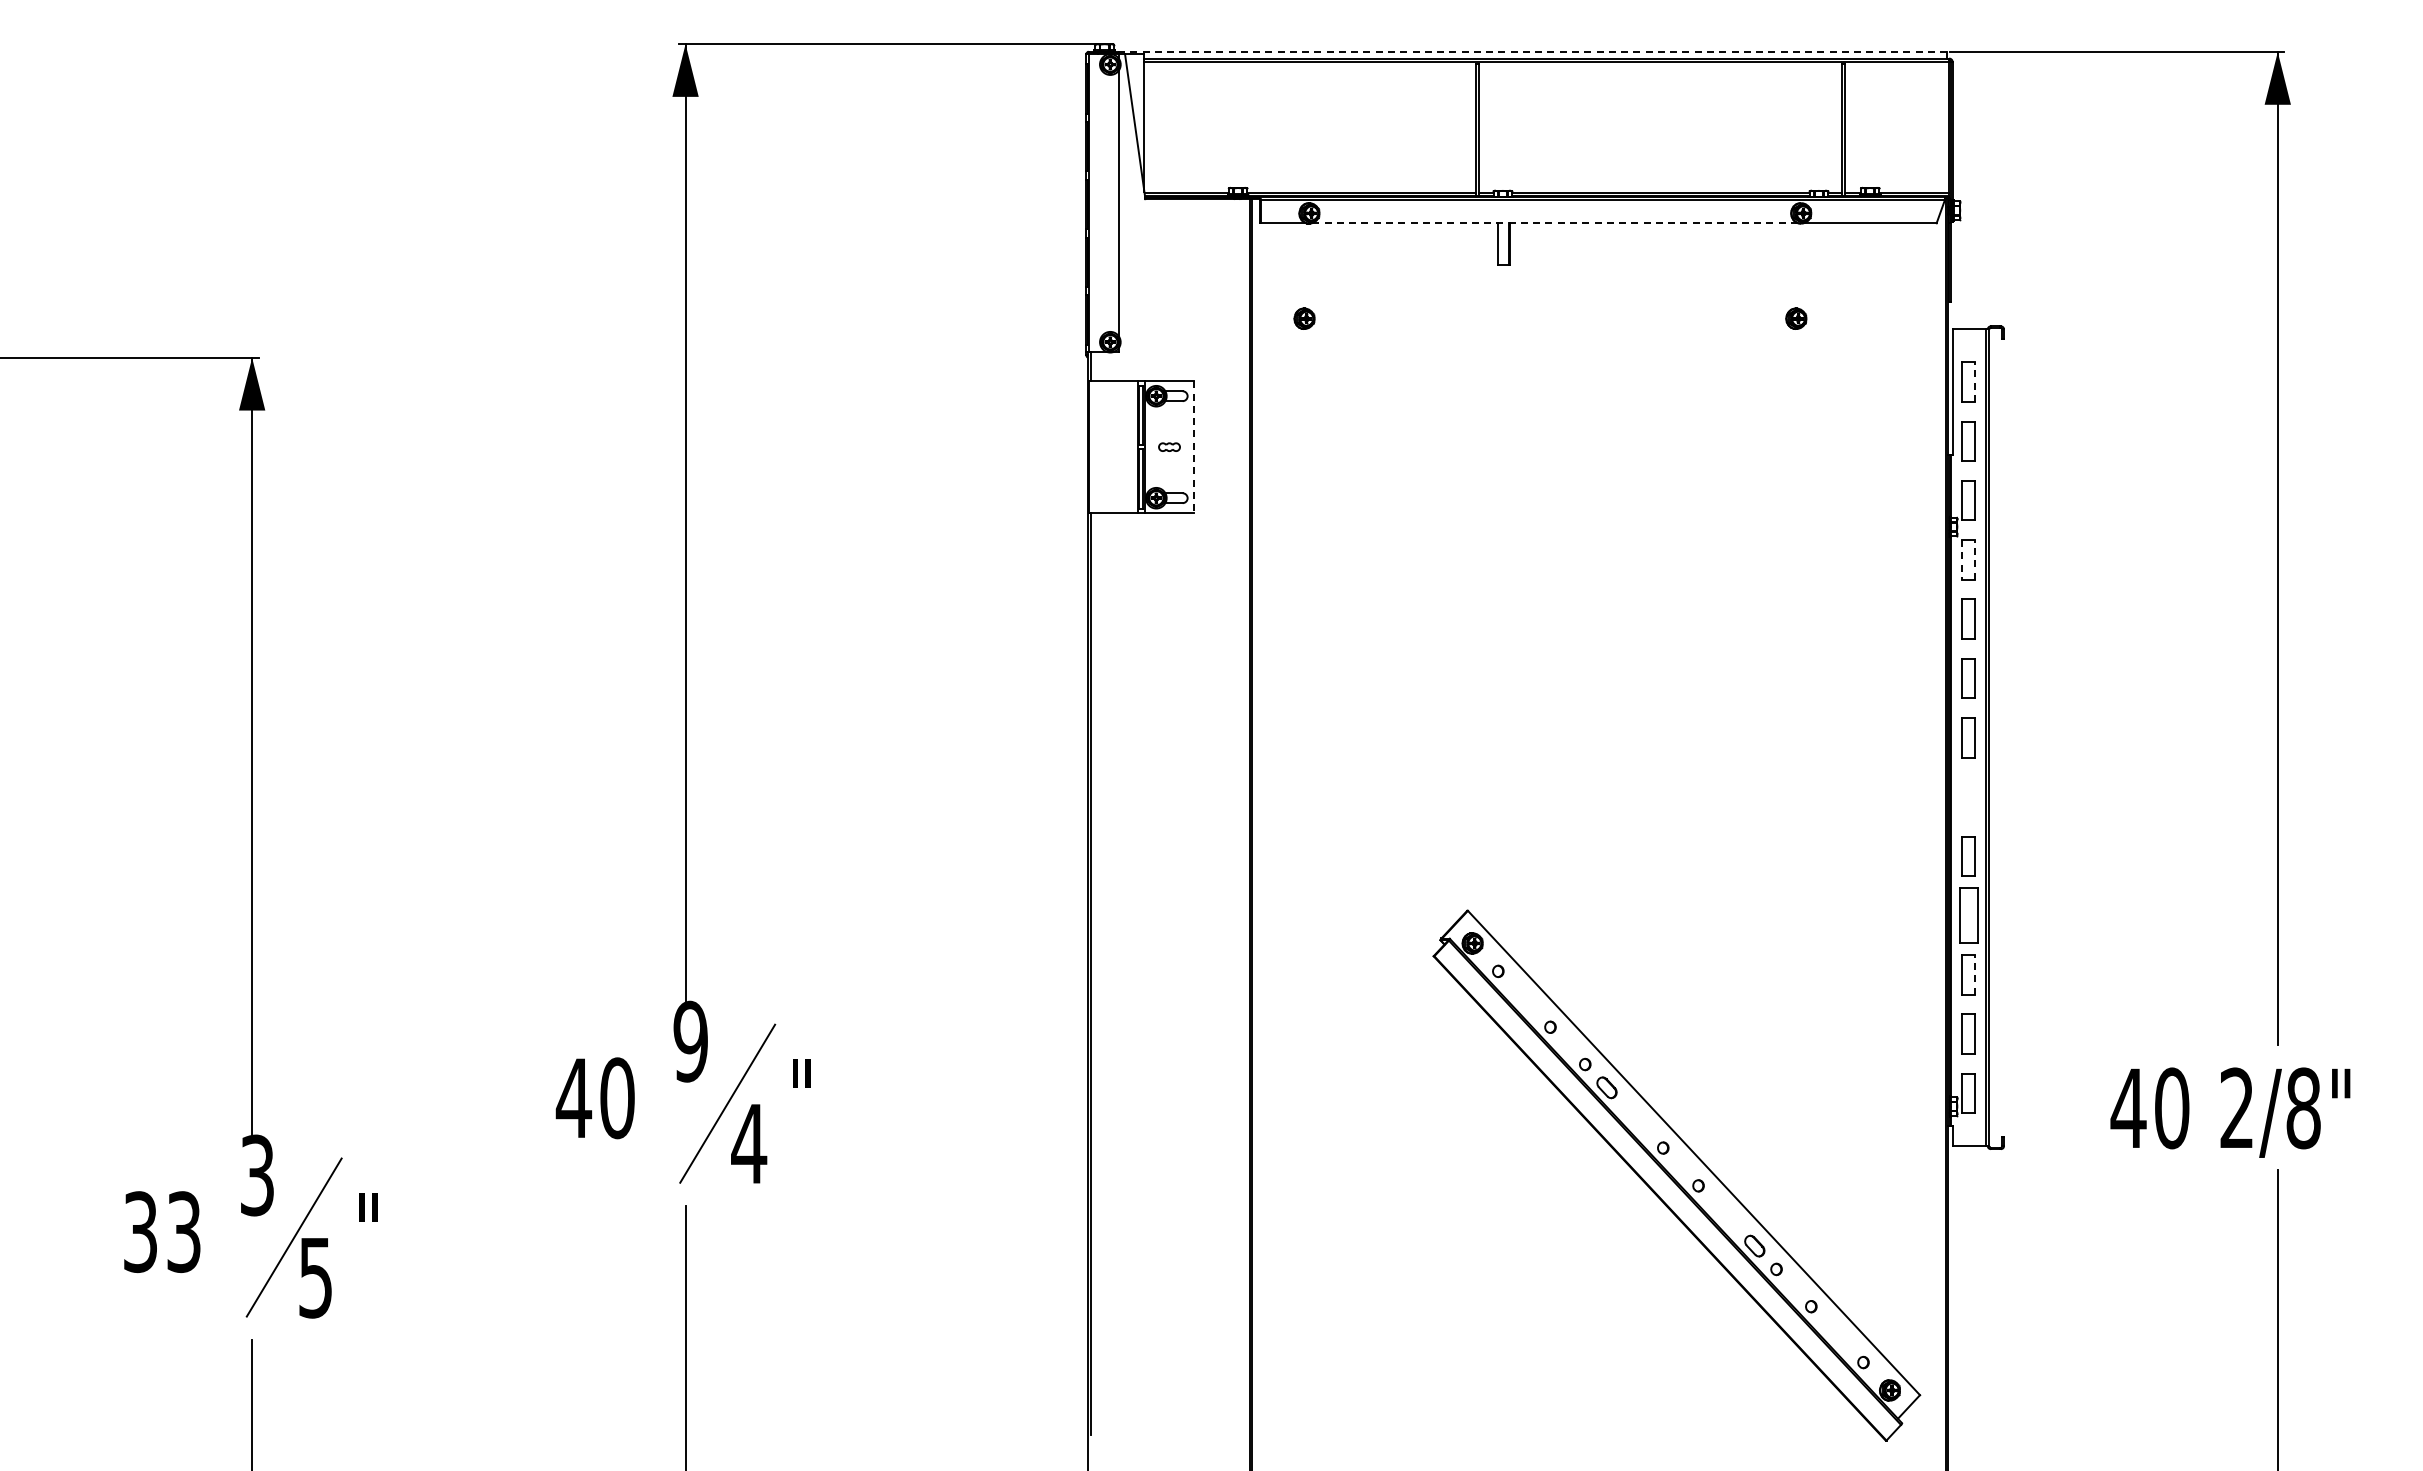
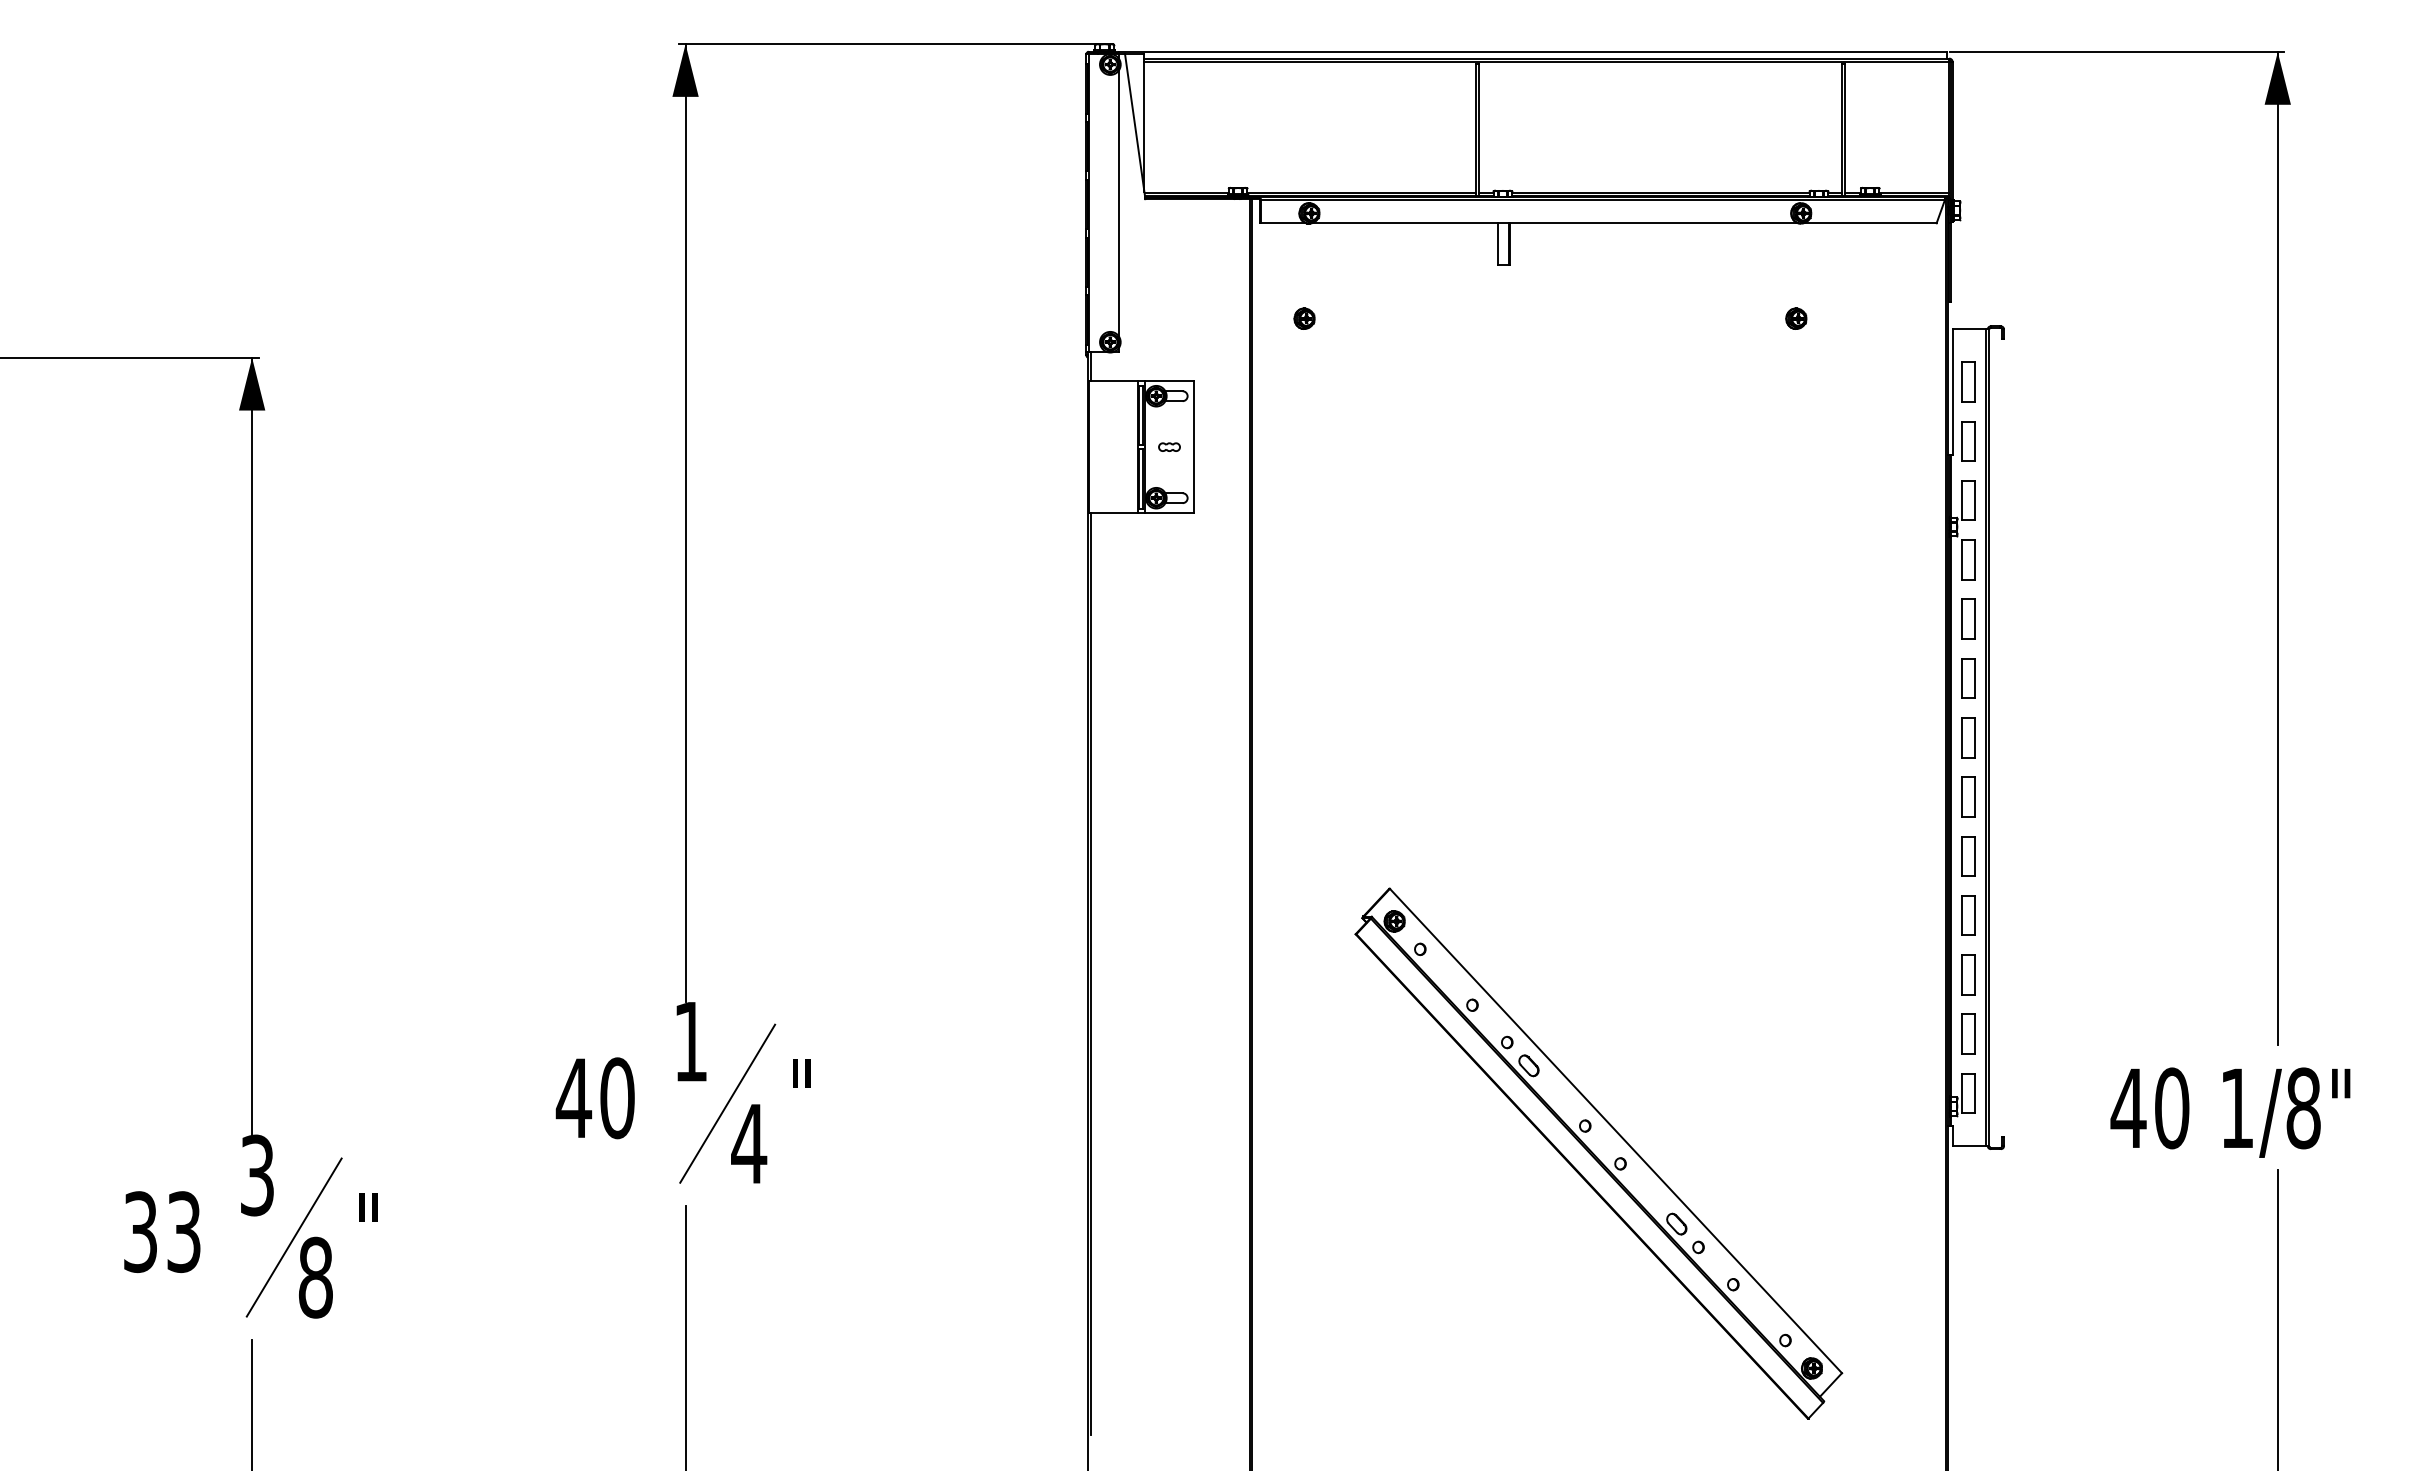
line: dashed -> solid (1533, 52)
line: dashed -> solid (1555, 223)
line: dashed -> solid (1975, 382)
line: dashed -> solid (1194, 447)
line: dashed -> solid (1962, 559)
line: dashed -> solid (1975, 559)
part: none -> present (1968, 796)
part size: 20x57 px -> 15x41 px (1968, 915)
line: dashed -> solid (1975, 974)
text: 9 -> 1 (690, 1041)
text: 2/8" -> 1/8" (2236, 1107)
part position: (1676, 1175) -> (1598, 1153) (1598, 1153)
text: 5 -> 8 (315, 1277)
